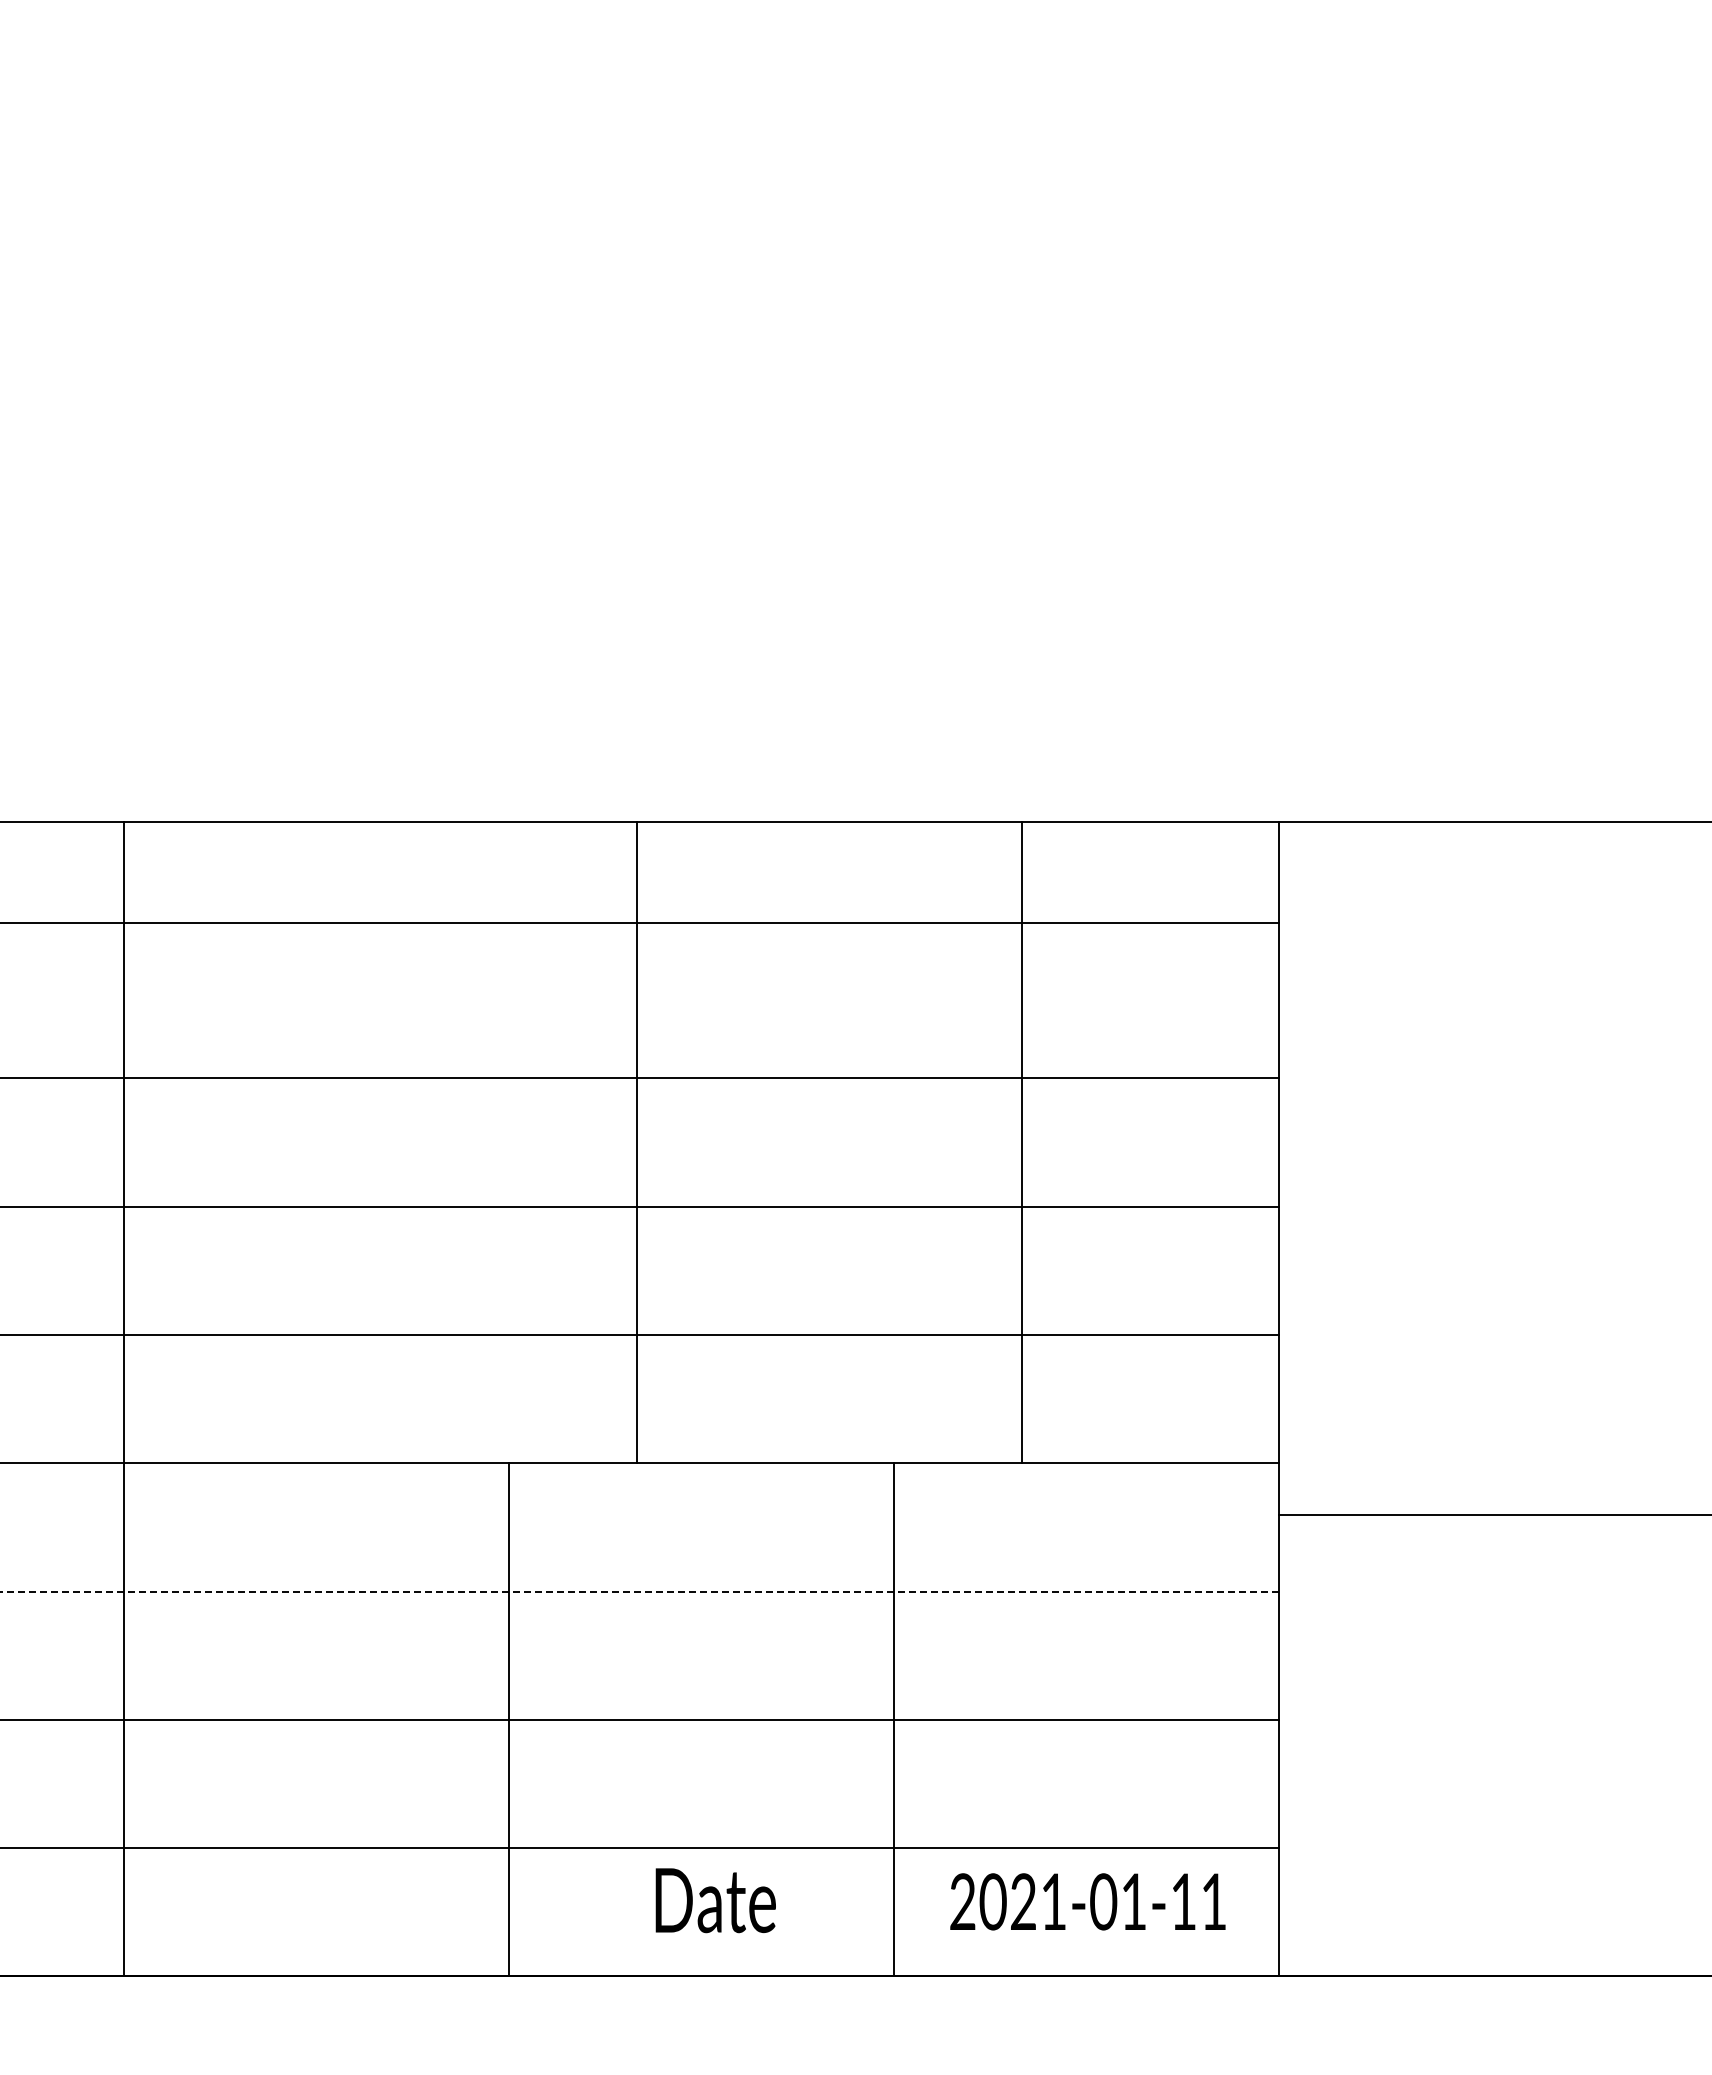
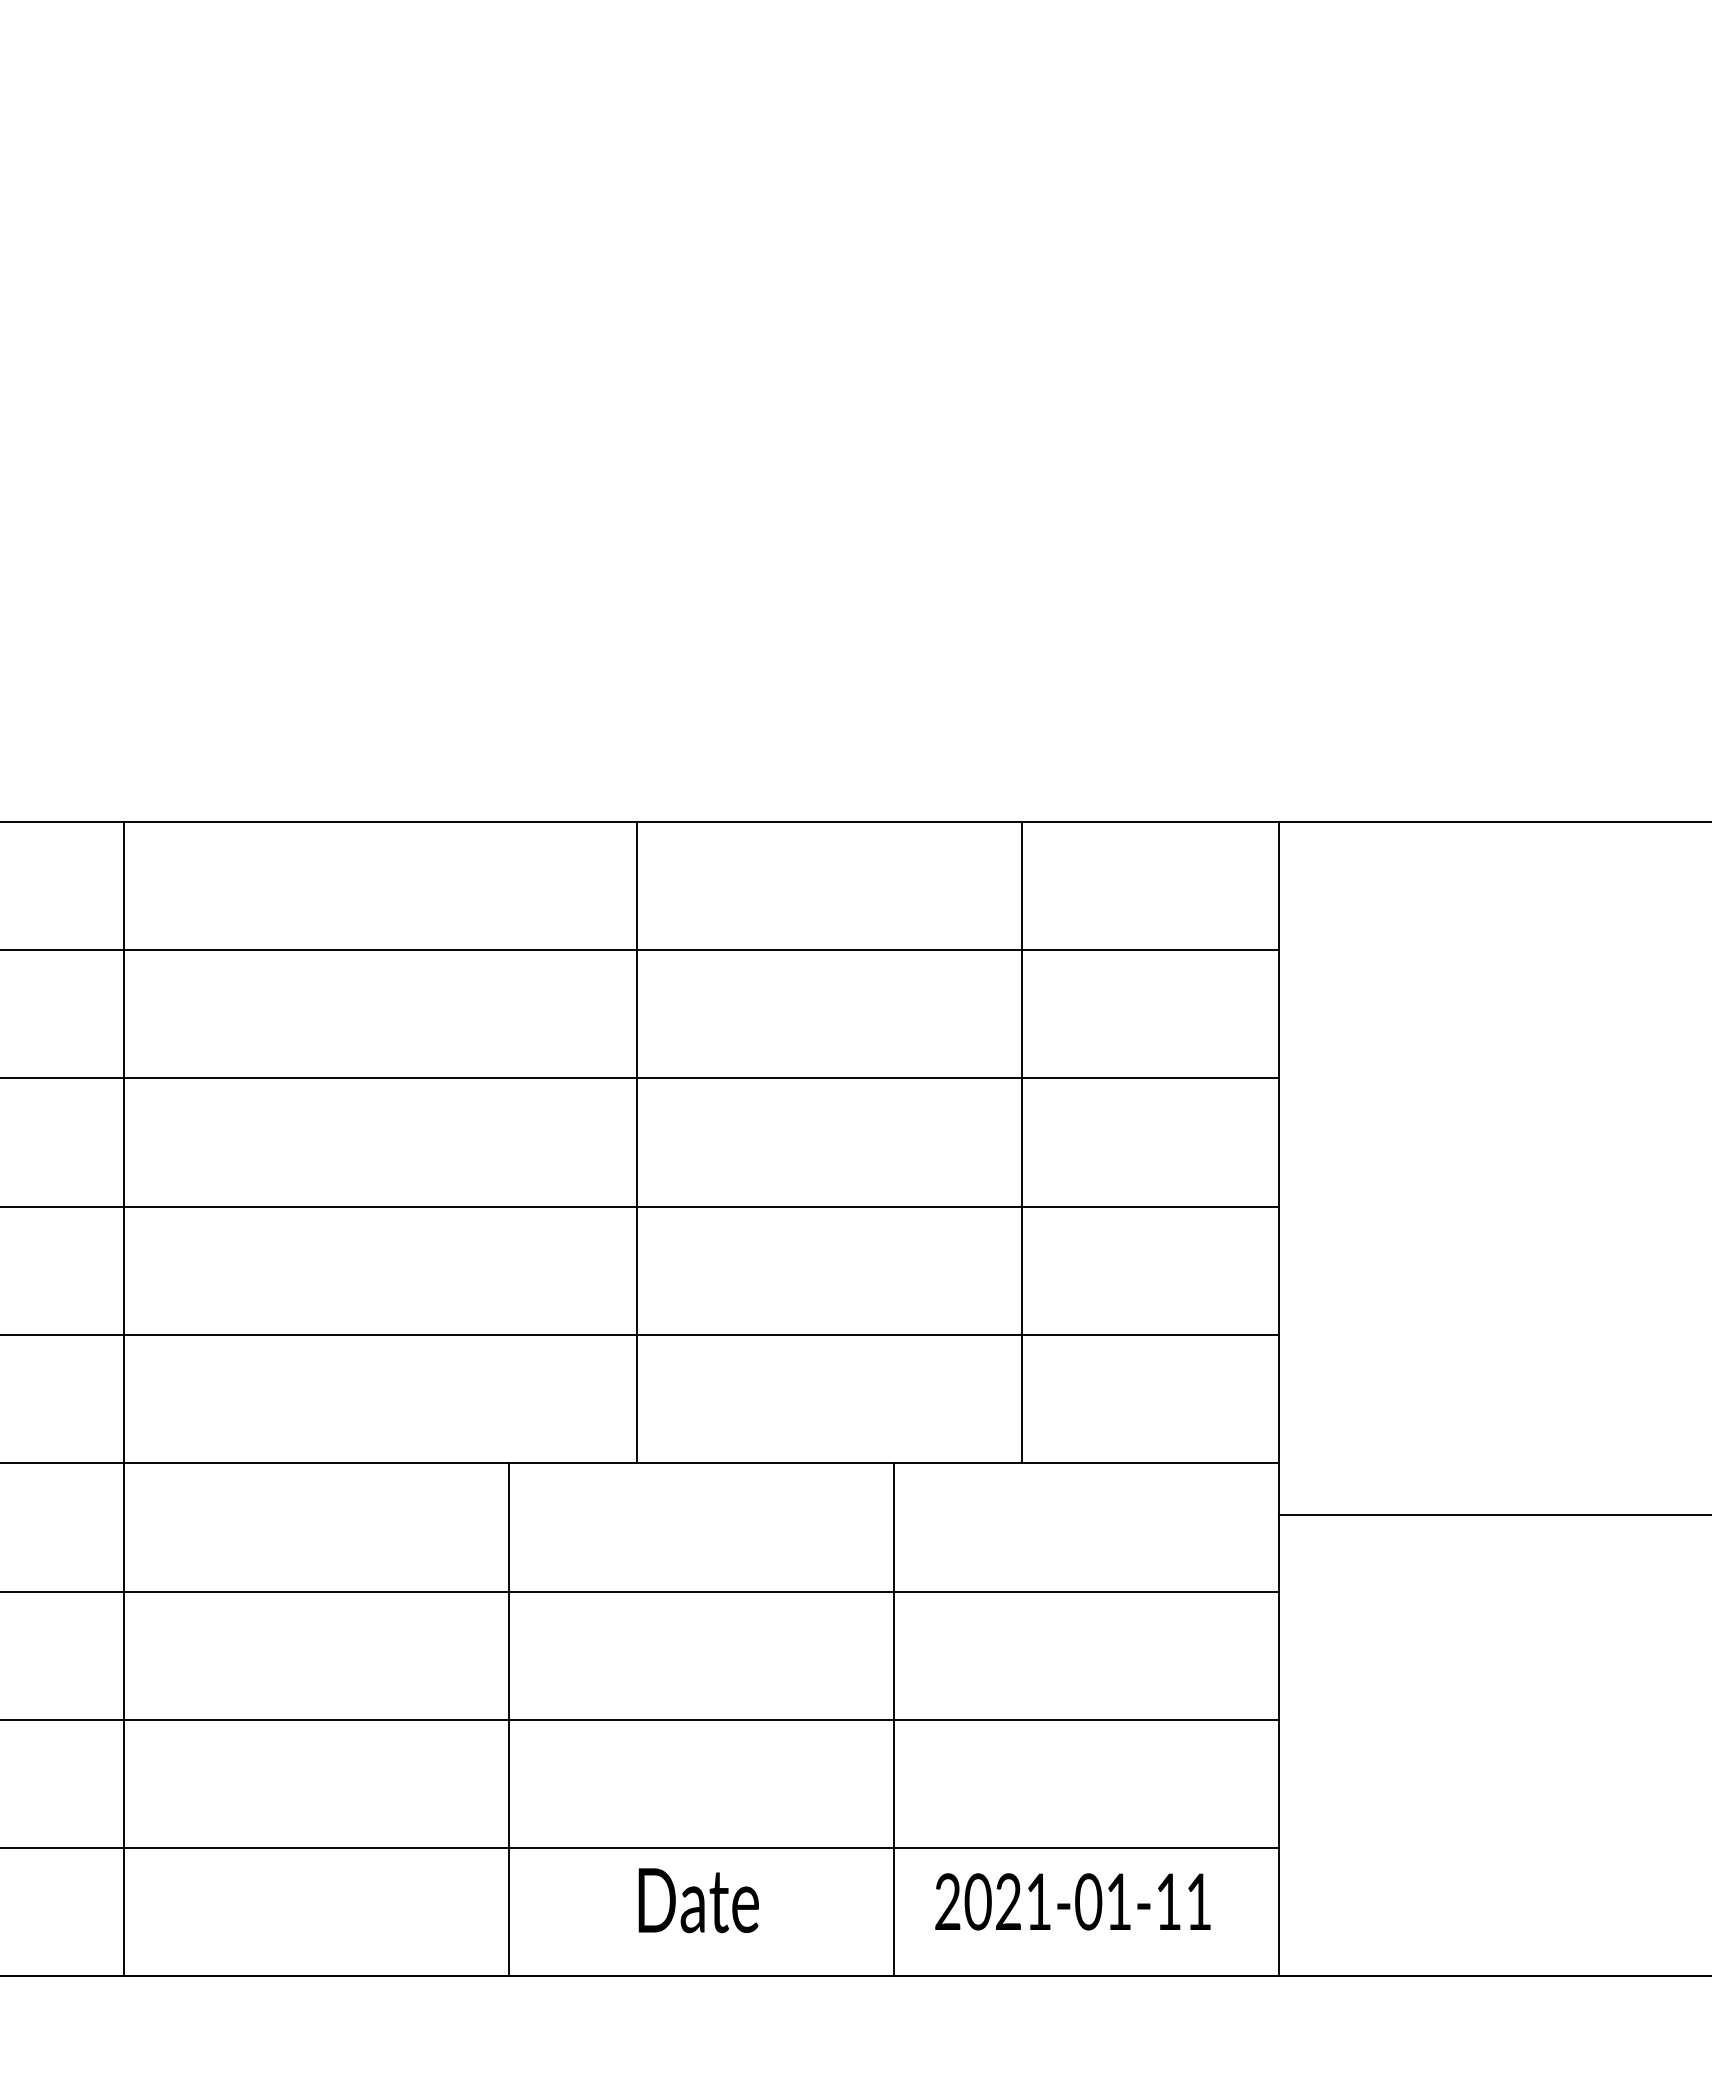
line position: (640, 923) -> (640, 950) (640, 950)
line: dashed -> solid (639, 1591)
text position: (715, 1900) -> (698, 1900) (698, 1900)
text position: (1087, 1901) -> (1072, 1901) (1072, 1901)
